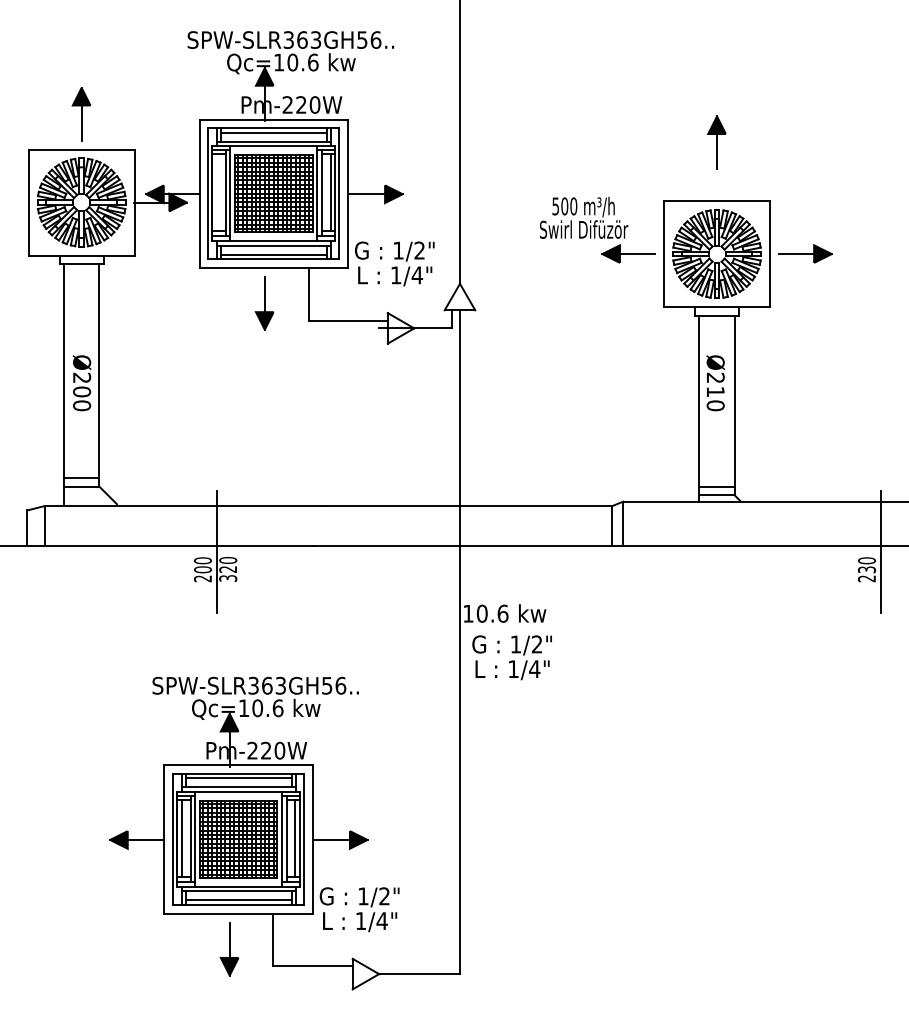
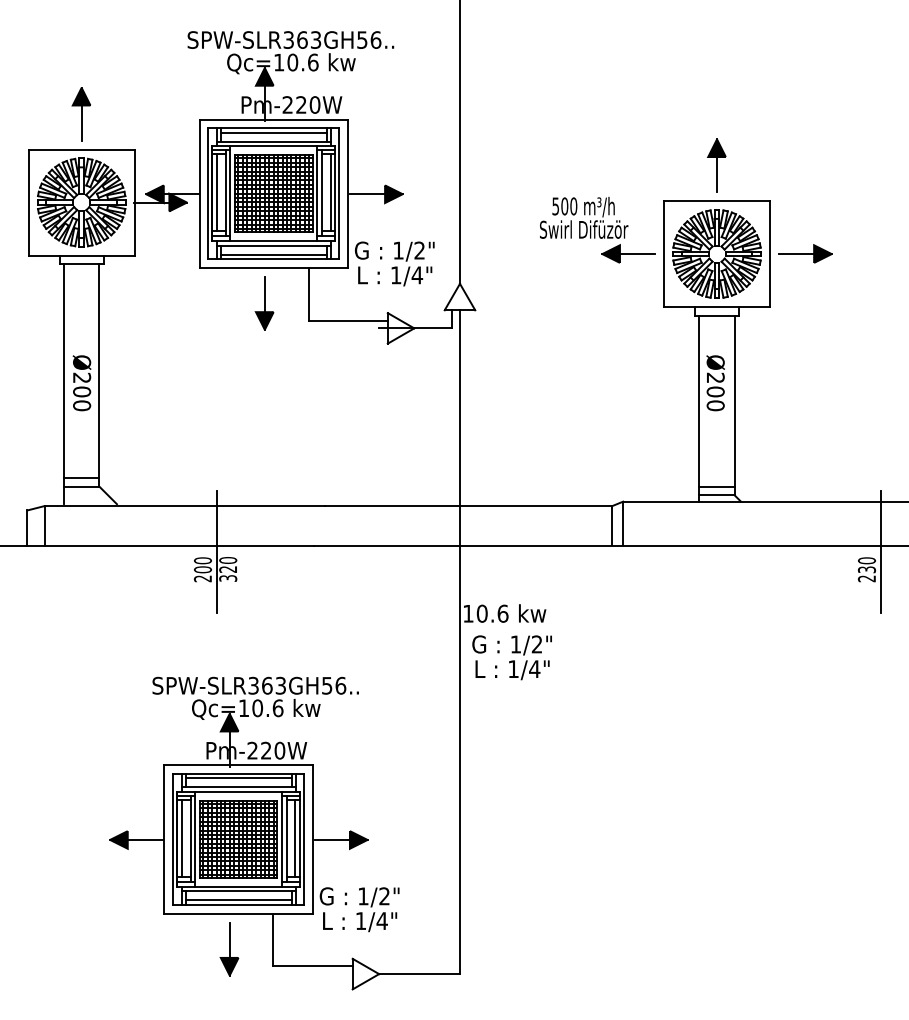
part position: (716, 142) -> (716, 165) (716, 165)
line: none -> present (217, 192)
text: Ø210 -> Ø200 (715, 391)
